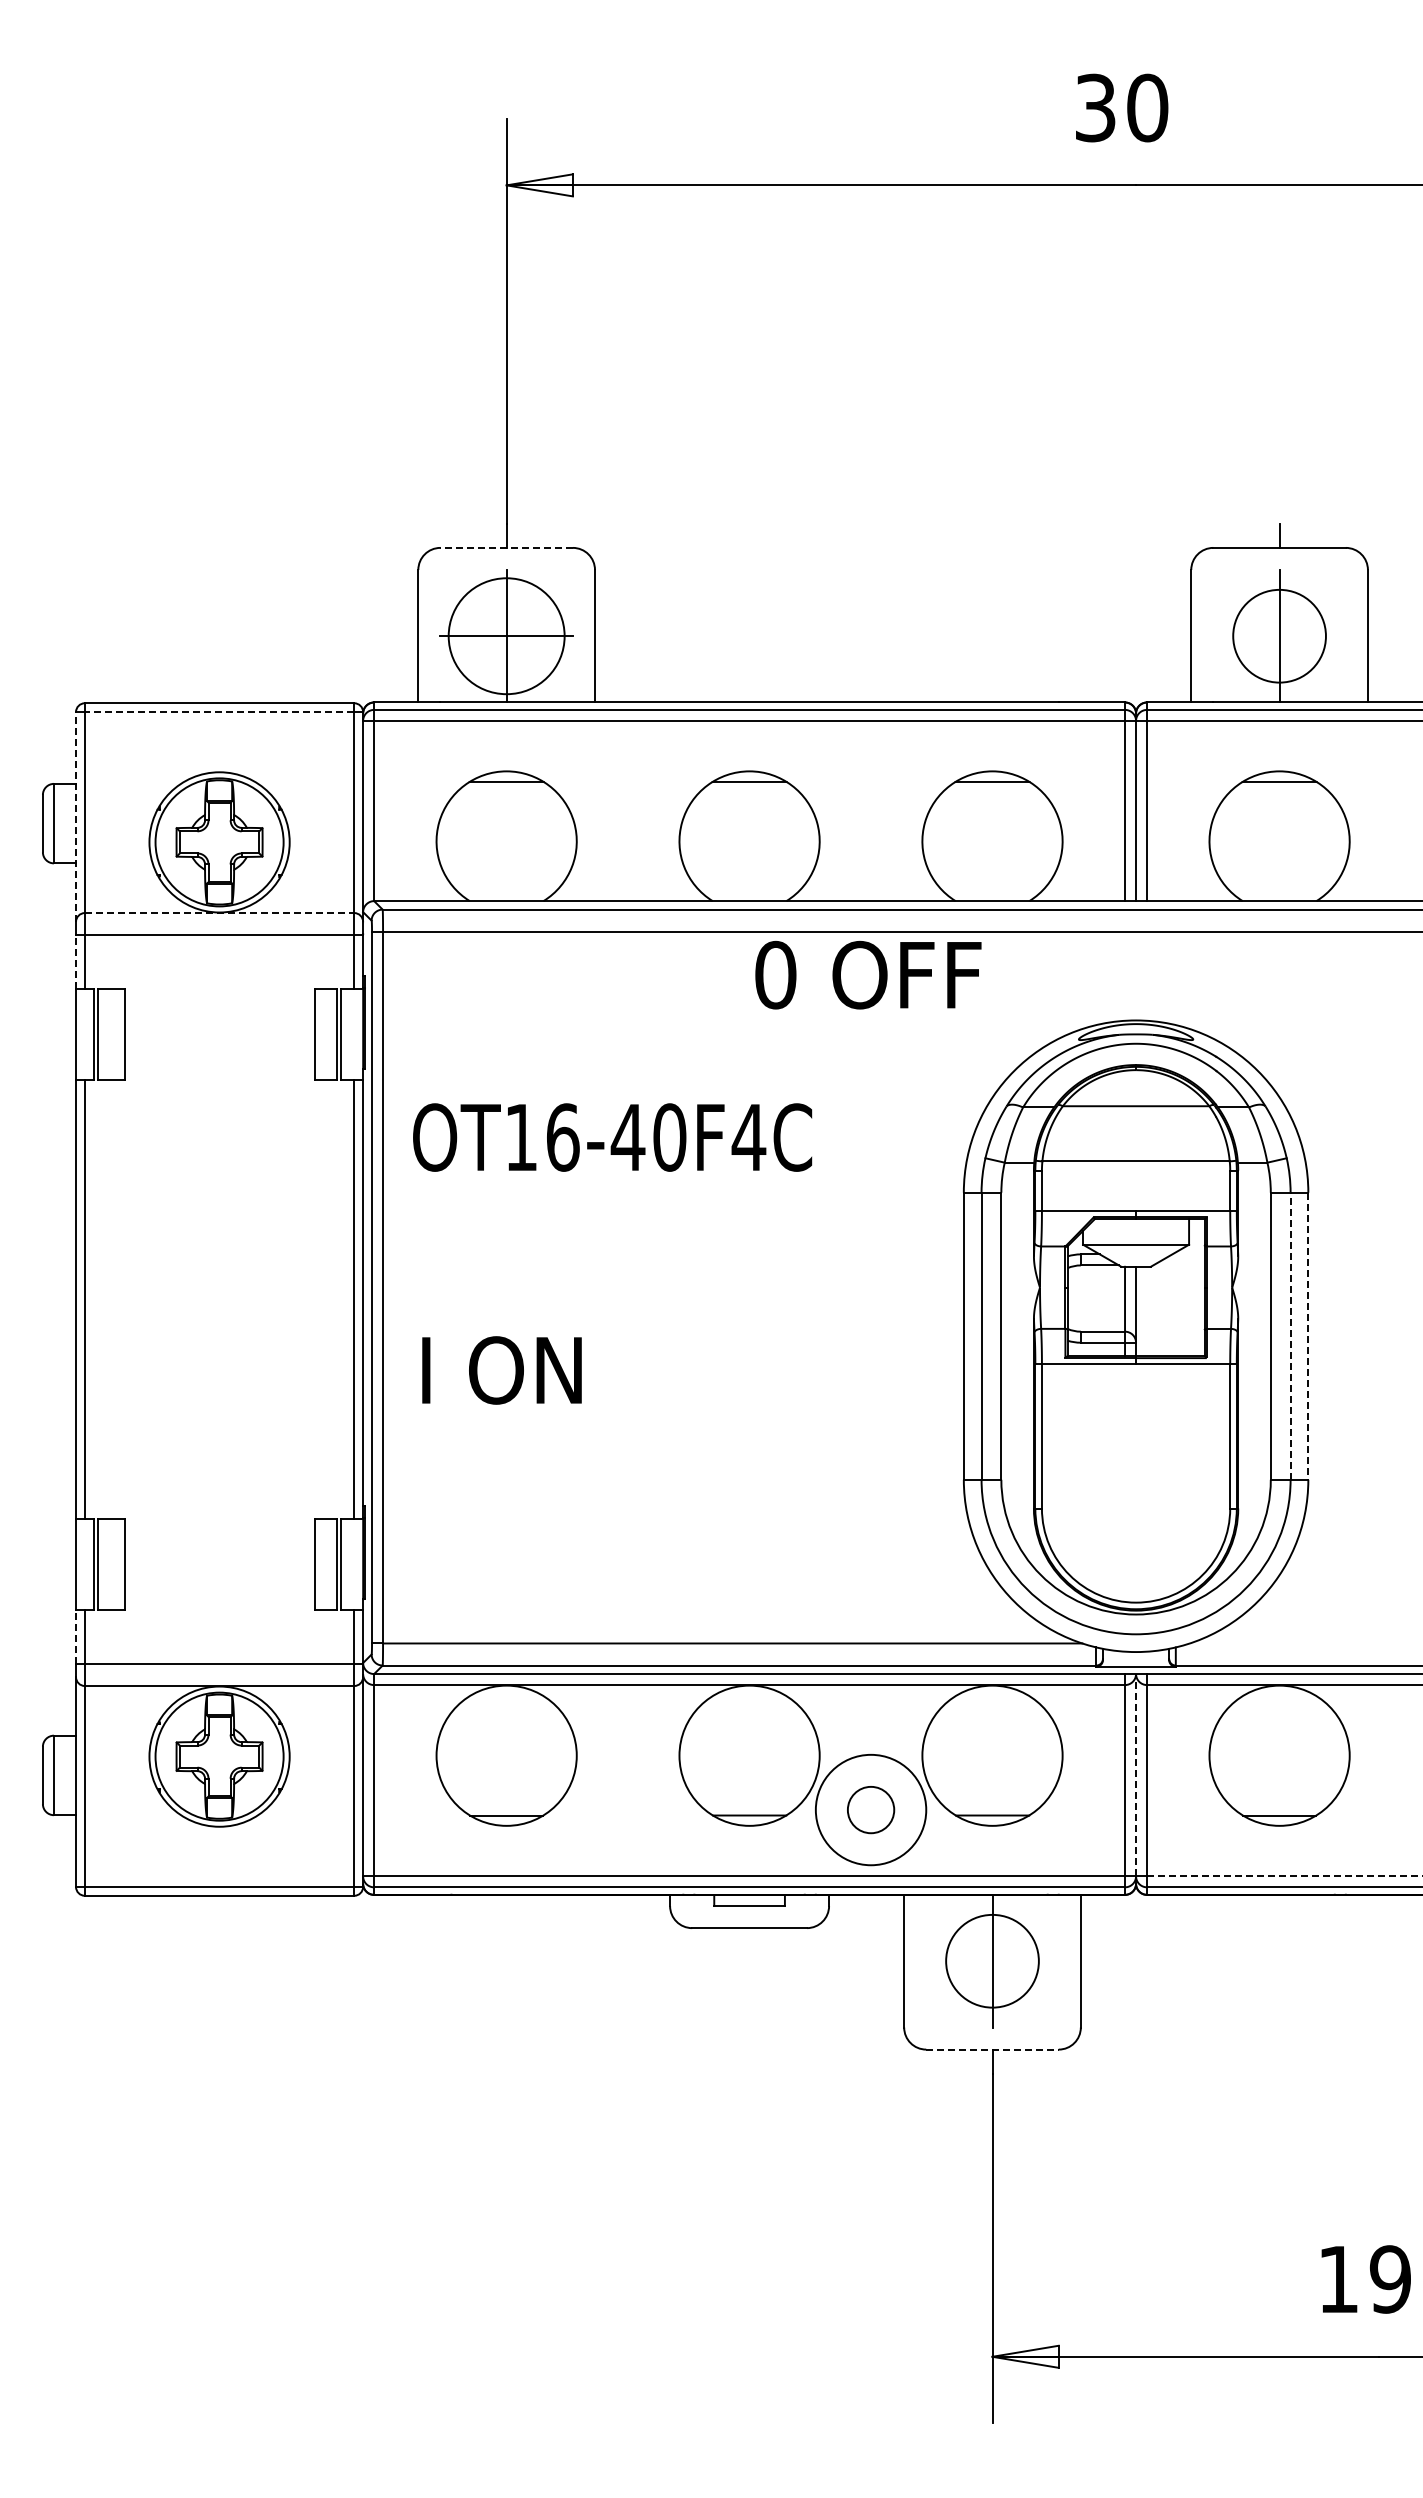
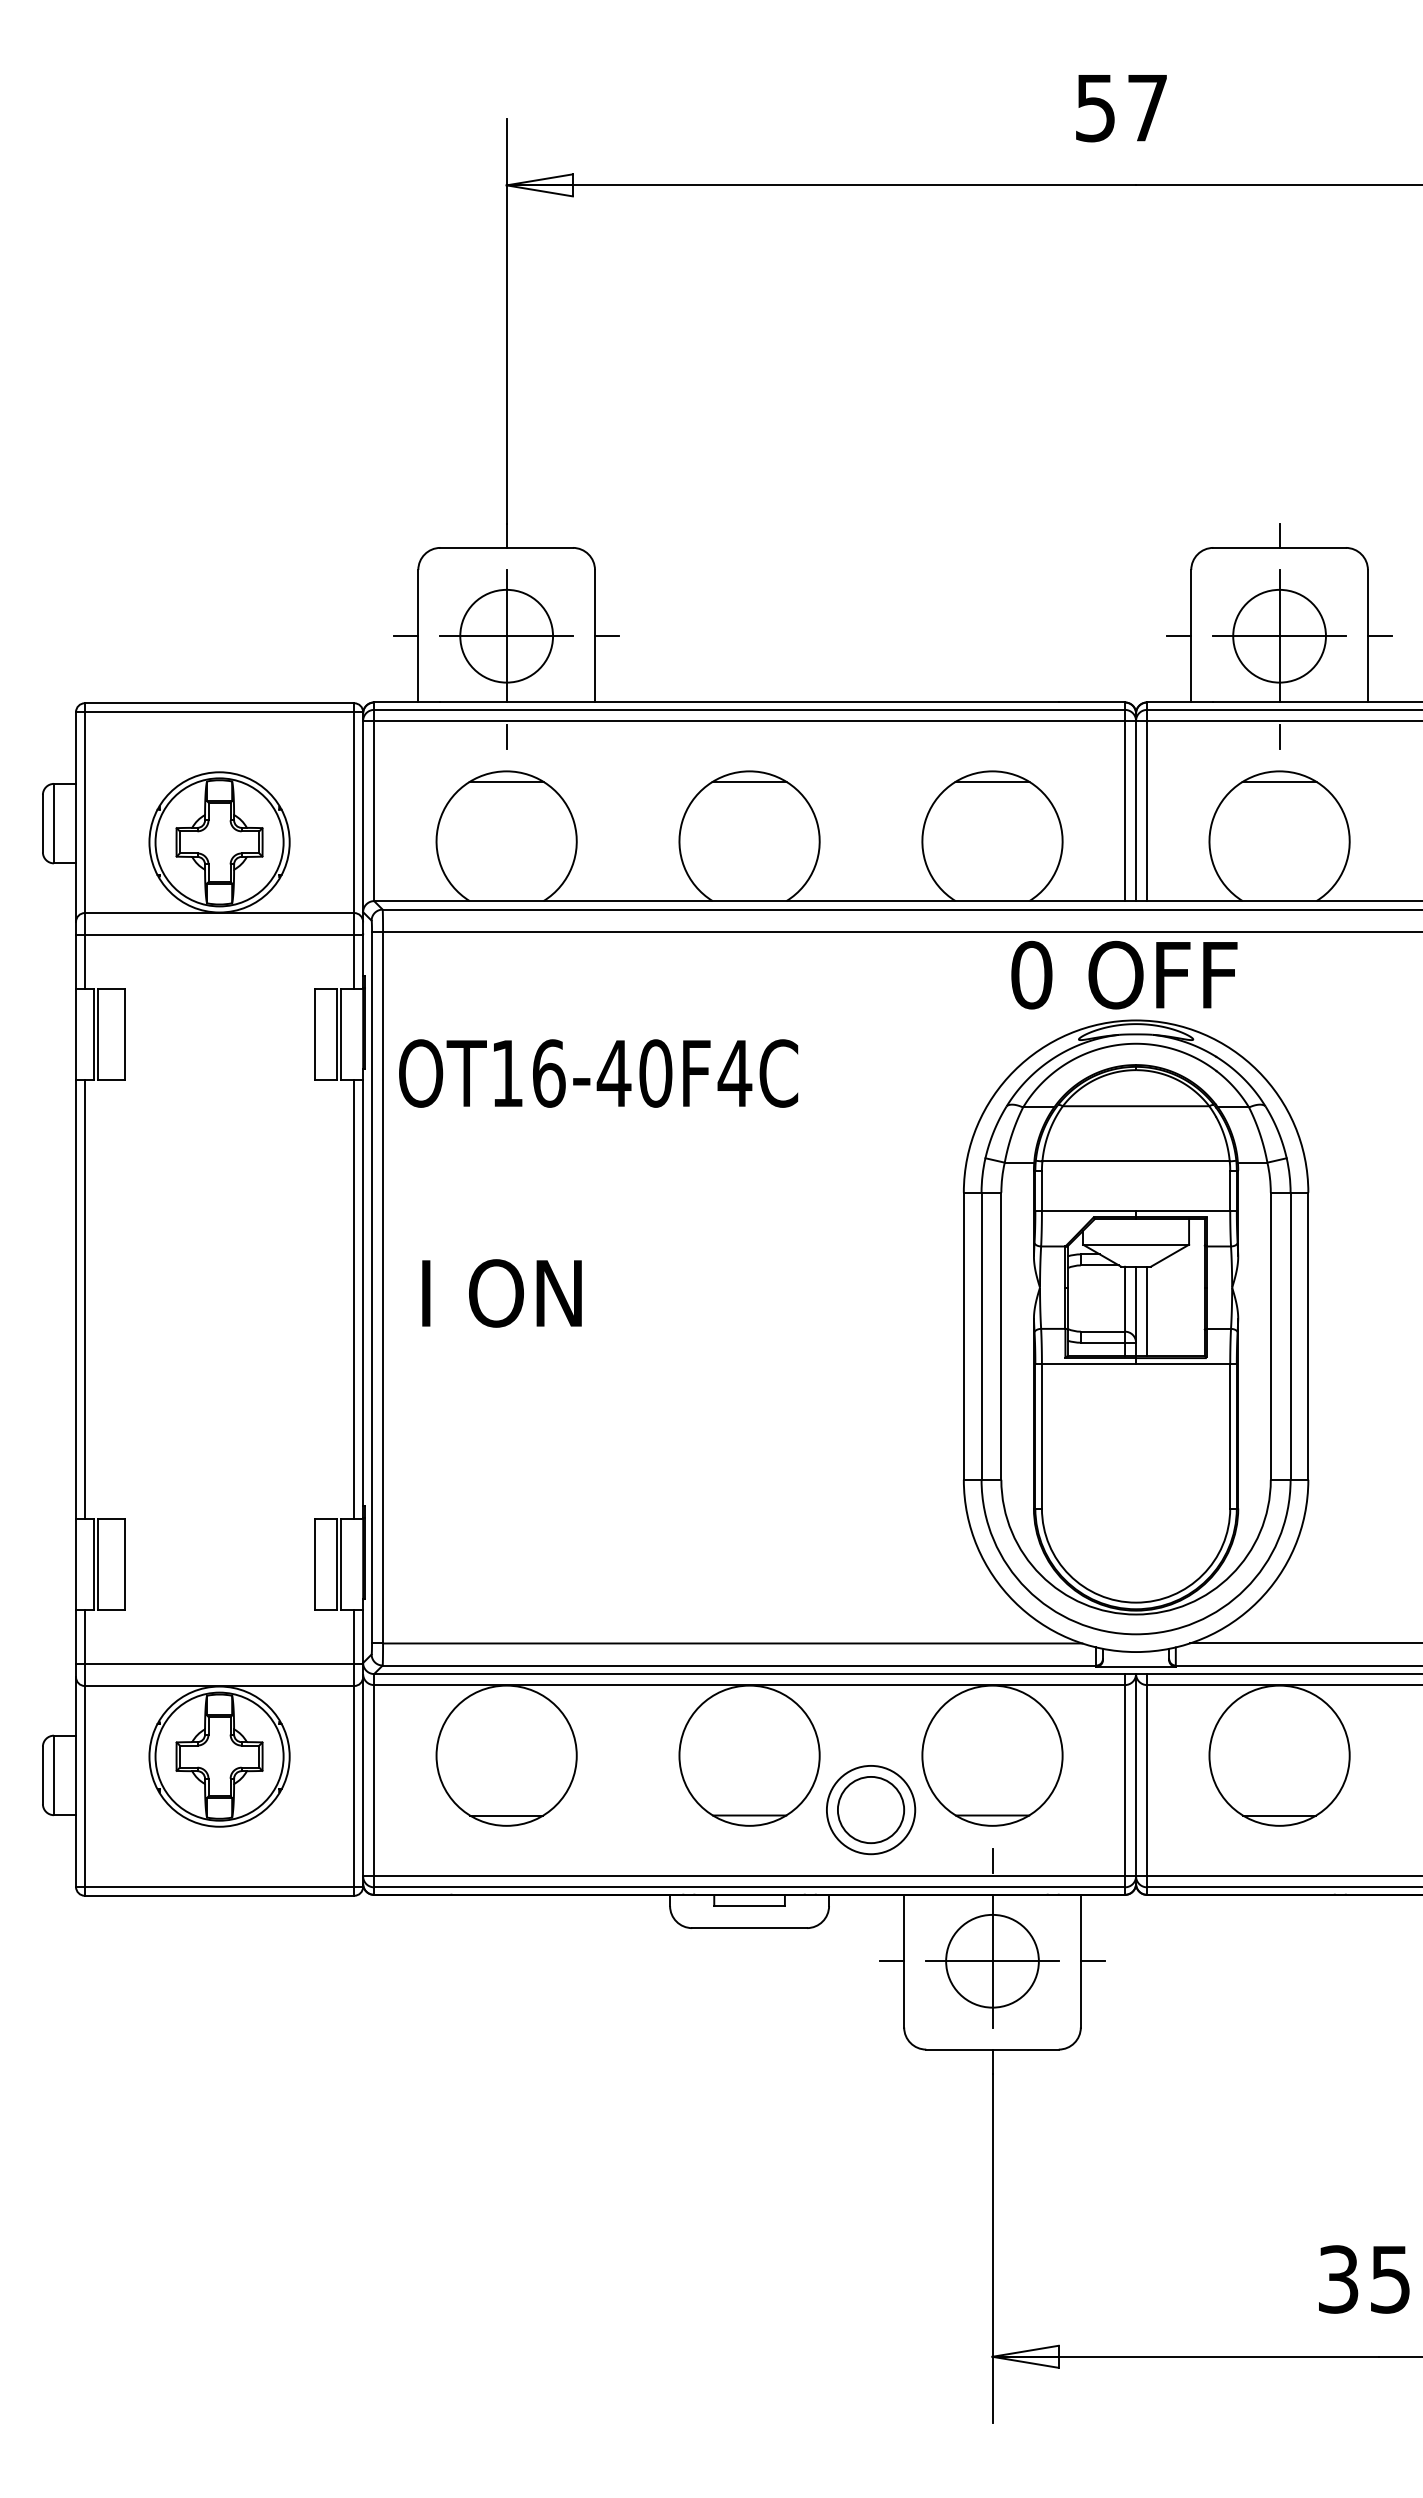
text: 30 -> 57 (1122, 107)
line: dashed -> solid (506, 547)
line: none -> present (406, 636)
circle diameter: 116 px -> 93 px (506, 635)
line: none -> present (607, 636)
line: none -> present (1178, 636)
line: none -> present (1279, 636)
line: none -> present (1379, 636)
line: dashed -> solid (219, 712)
line: none -> present (506, 736)
line: none -> present (1279, 736)
line: dashed -> solid (76, 817)
line: dashed -> solid (219, 913)
line: dashed -> solid (76, 961)
text position: (868, 974) -> (1124, 974) (1124, 974)
text position: (612, 1137) -> (598, 1073) (598, 1073)
line: none -> present (1147, 1311)
line: dashed -> solid (1290, 1336)
line: dashed -> solid (1308, 1336)
text position: (501, 1370) -> (501, 1293) (501, 1293)
line: dashed -> solid (76, 1636)
line: none -> present (1304, 1643)
line: dashed -> solid (1136, 1774)
circle diameter: 110 px -> 88 px (870, 1809)
circle diameter: 46 px -> 66 px (870, 1809)
line: none -> present (992, 1860)
line: dashed -> solid (1285, 1876)
line: none -> present (891, 1961)
line: none -> present (992, 1961)
line: none -> present (1092, 1961)
line: dashed -> solid (993, 2049)
text: 19 -> 35 (1364, 2279)
